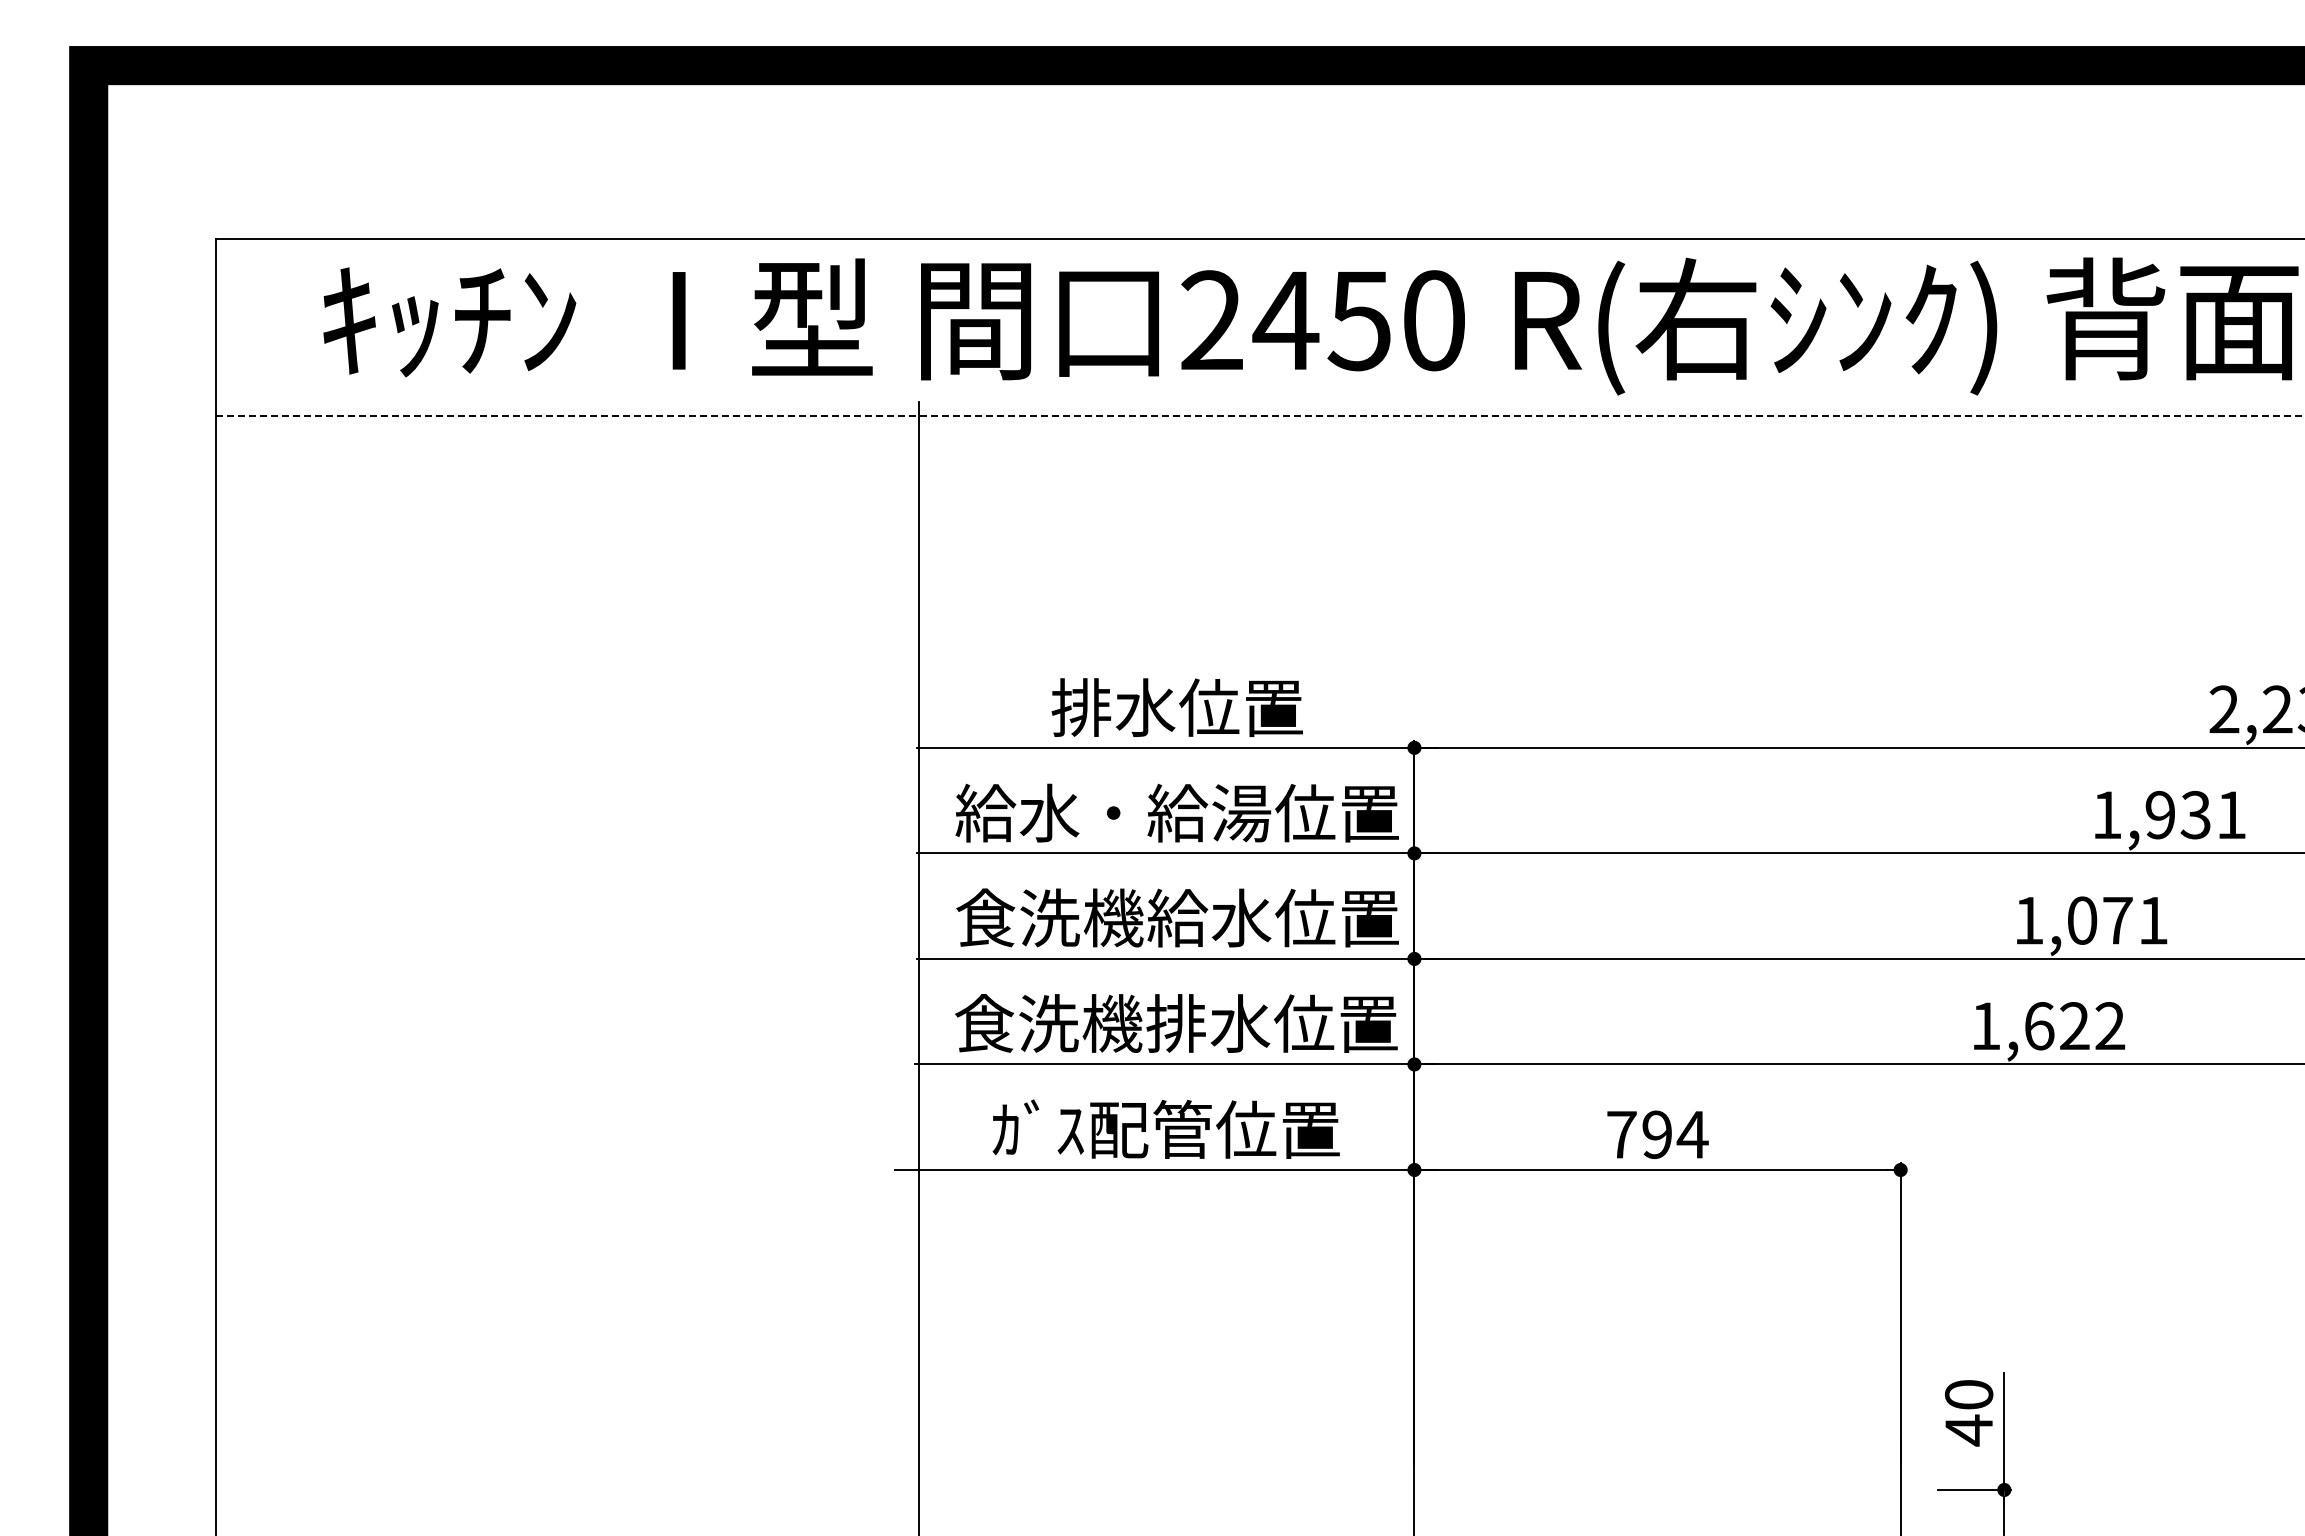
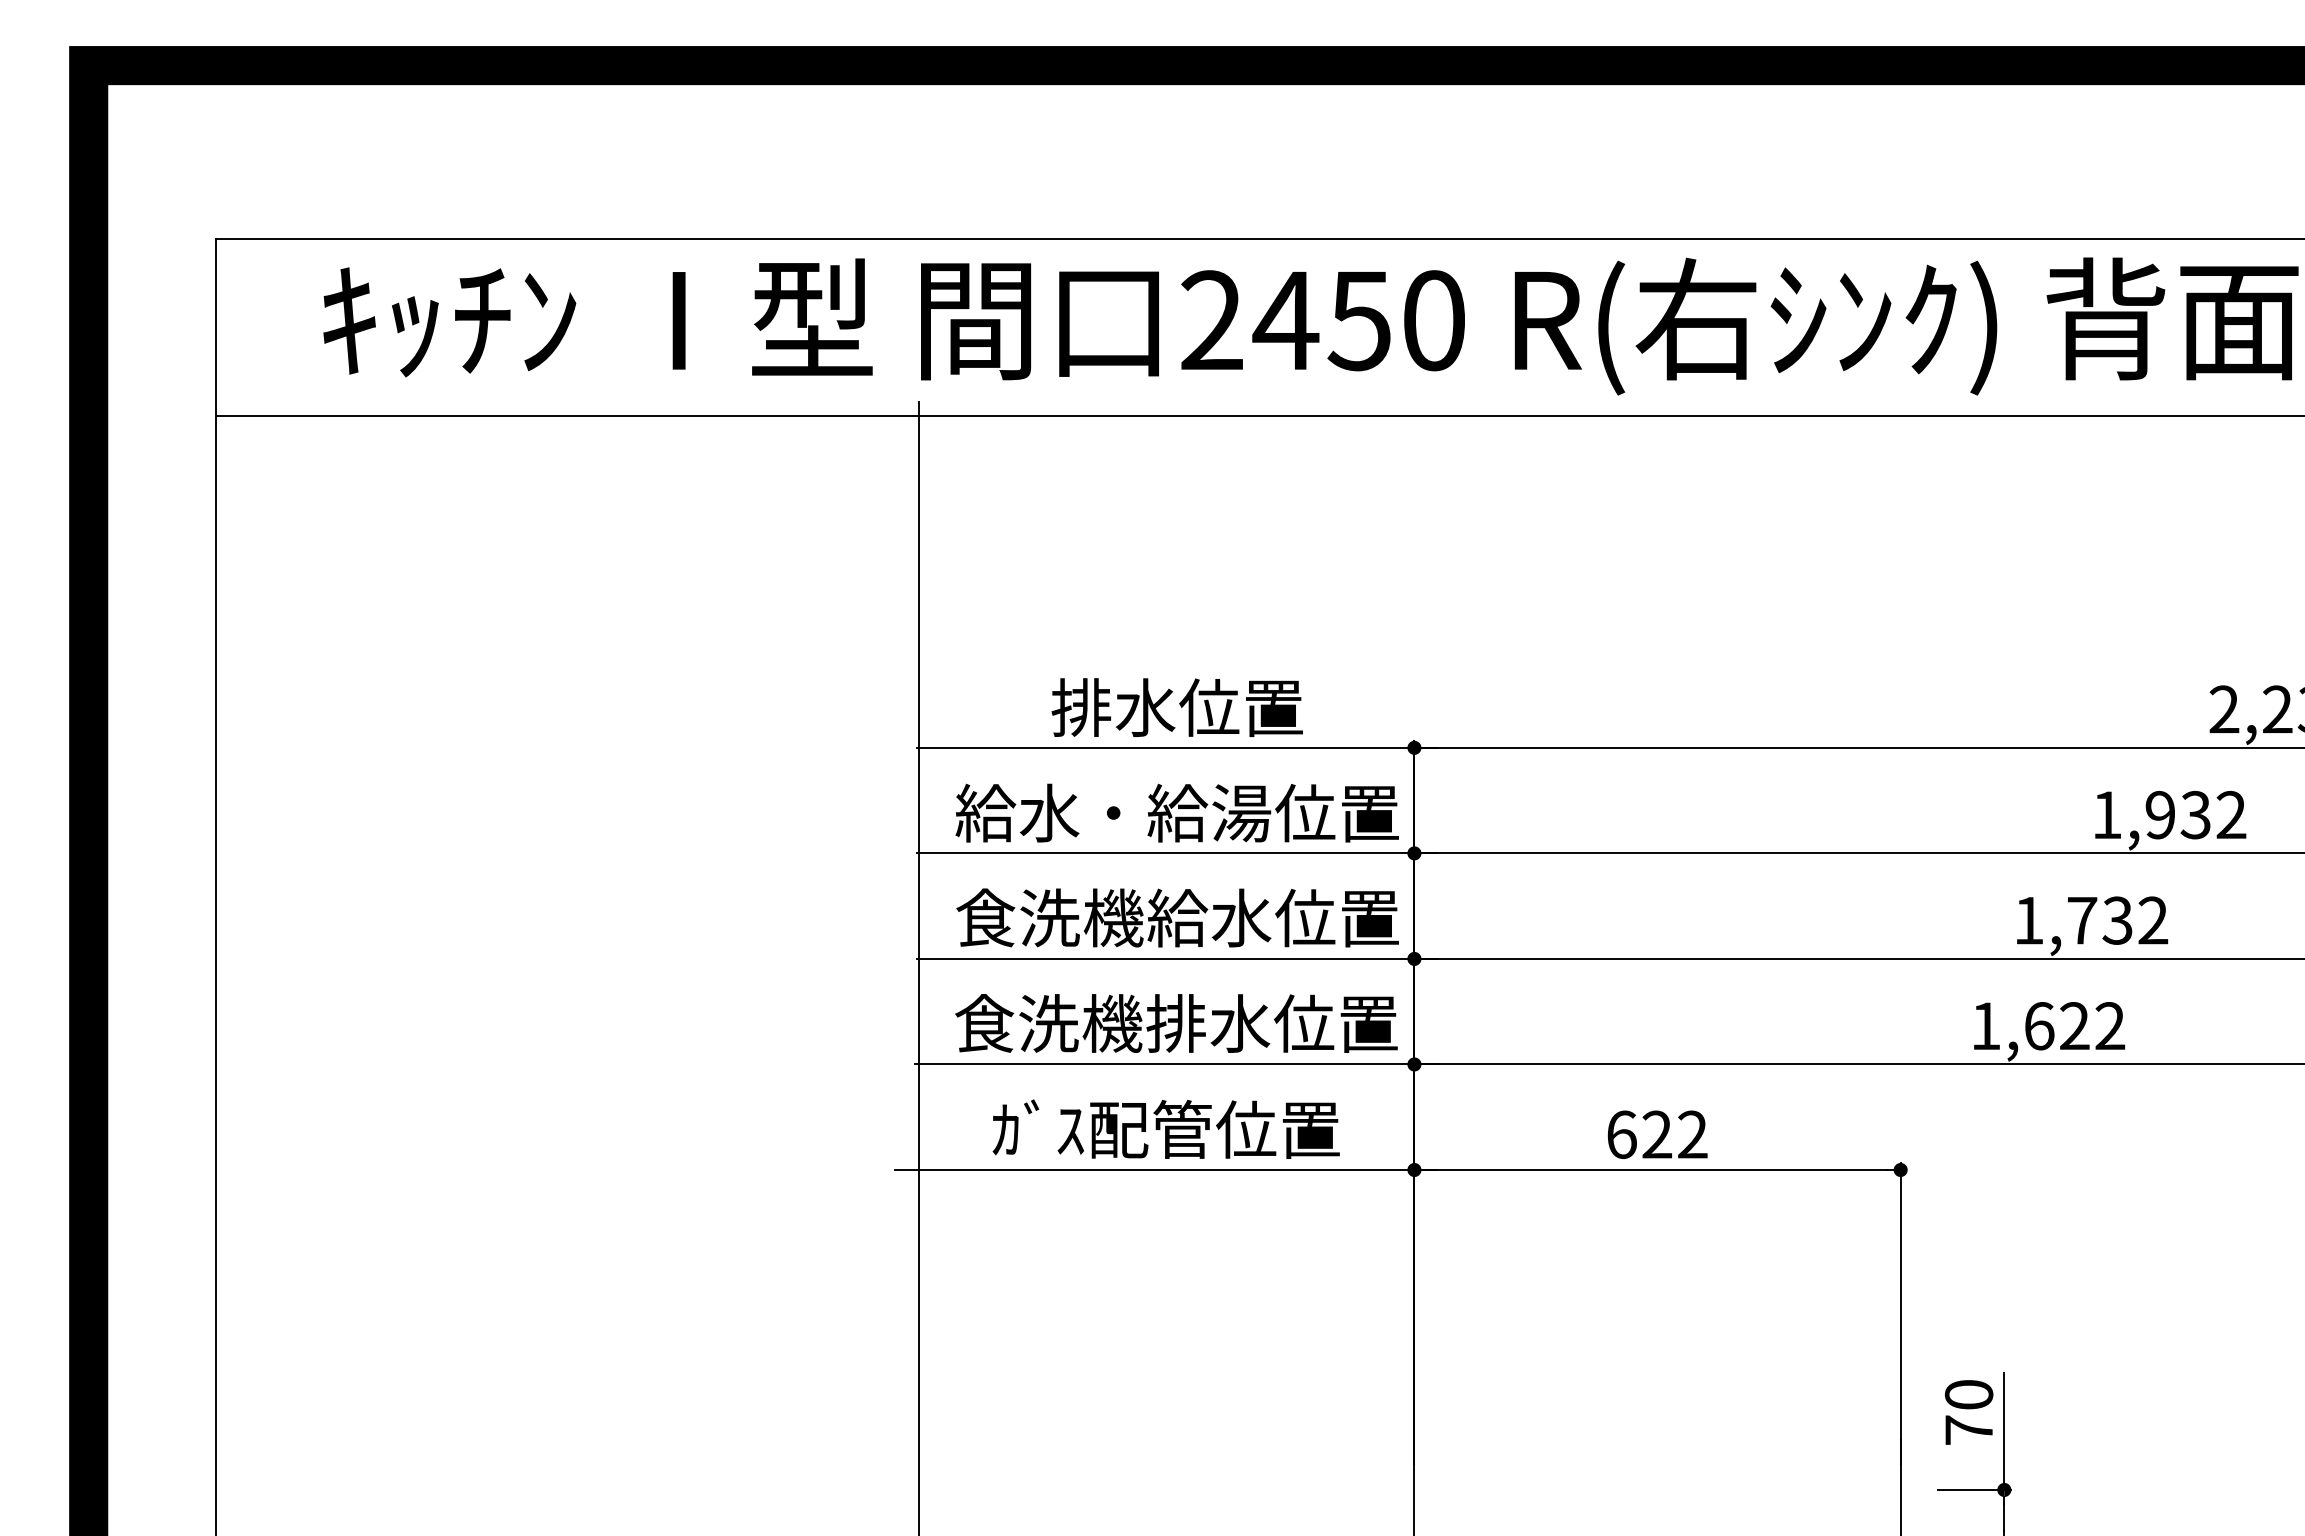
line: dashed -> solid (1260, 416)
text: 1,931 -> 1,932 (2231, 814)
text: 1,071 -> 1,732 (2118, 920)
text: 794 -> 622 (1657, 1134)
text: 40 -> 70 (1968, 1430)
